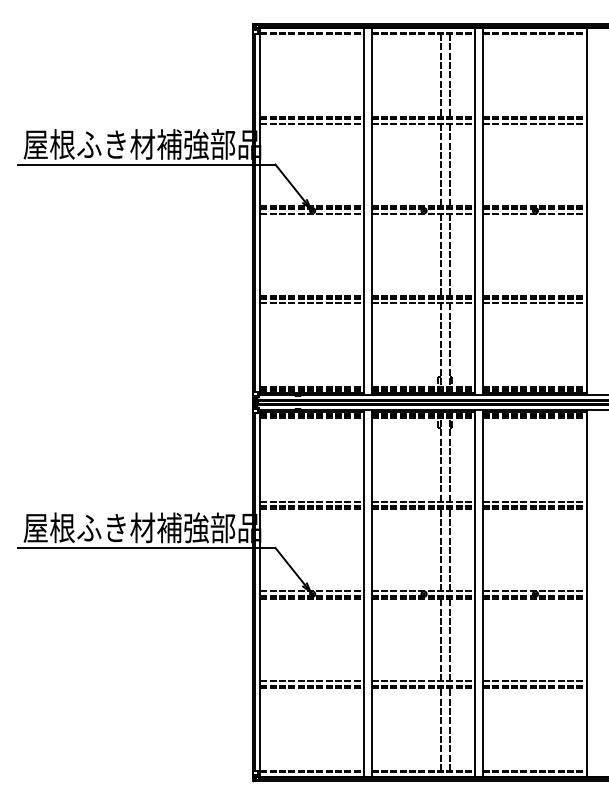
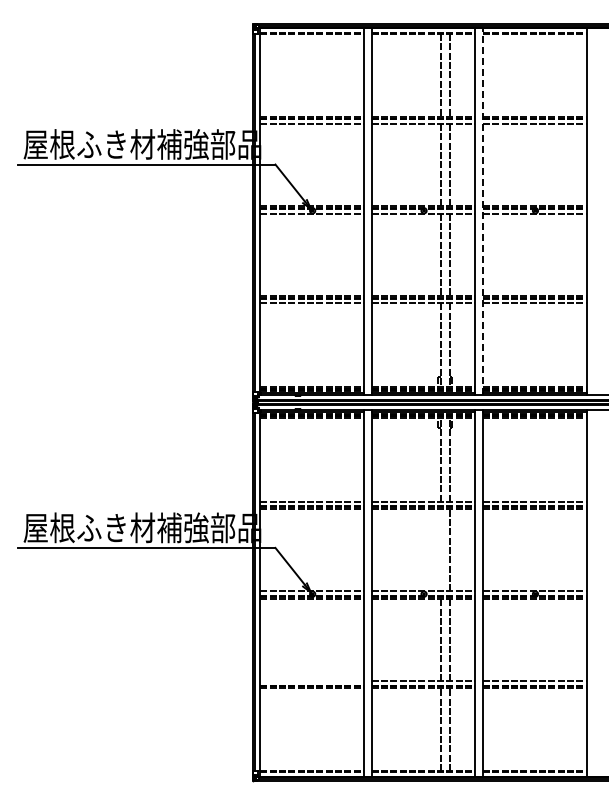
line: solid -> dashed (483, 211)
line: present -> none (441, 550)
line: present -> none (311, 681)
